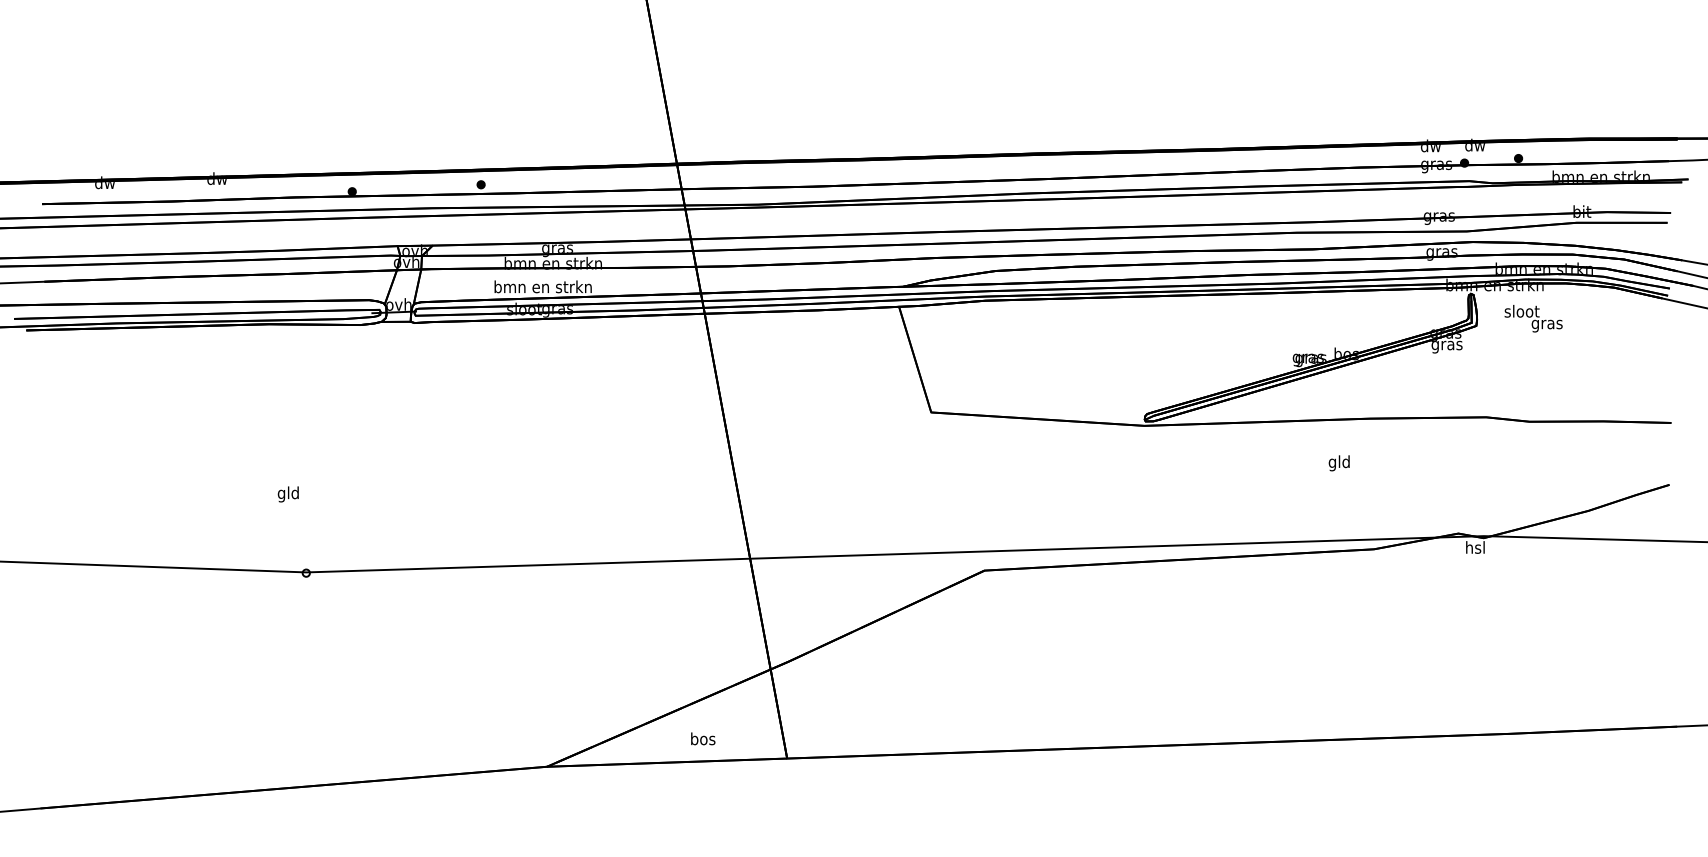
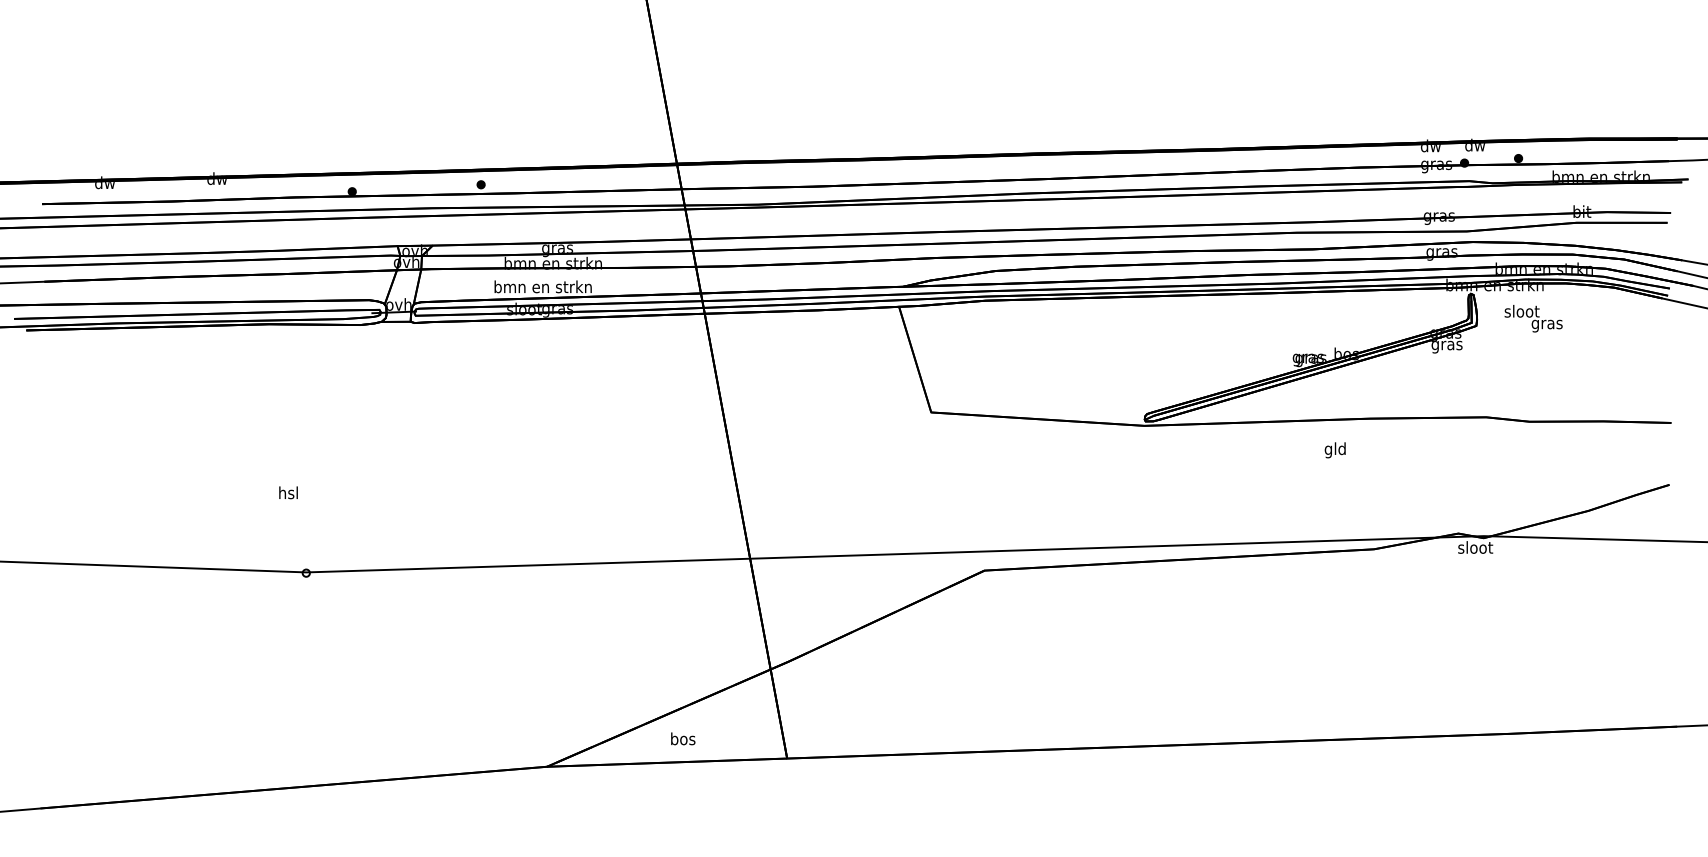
text position: (1338, 463) -> (1334, 450) (1334, 450)
text: gld -> hsl (287, 494)
text: hsl -> sloot (1475, 547)
text position: (703, 738) -> (683, 738) (683, 738)
